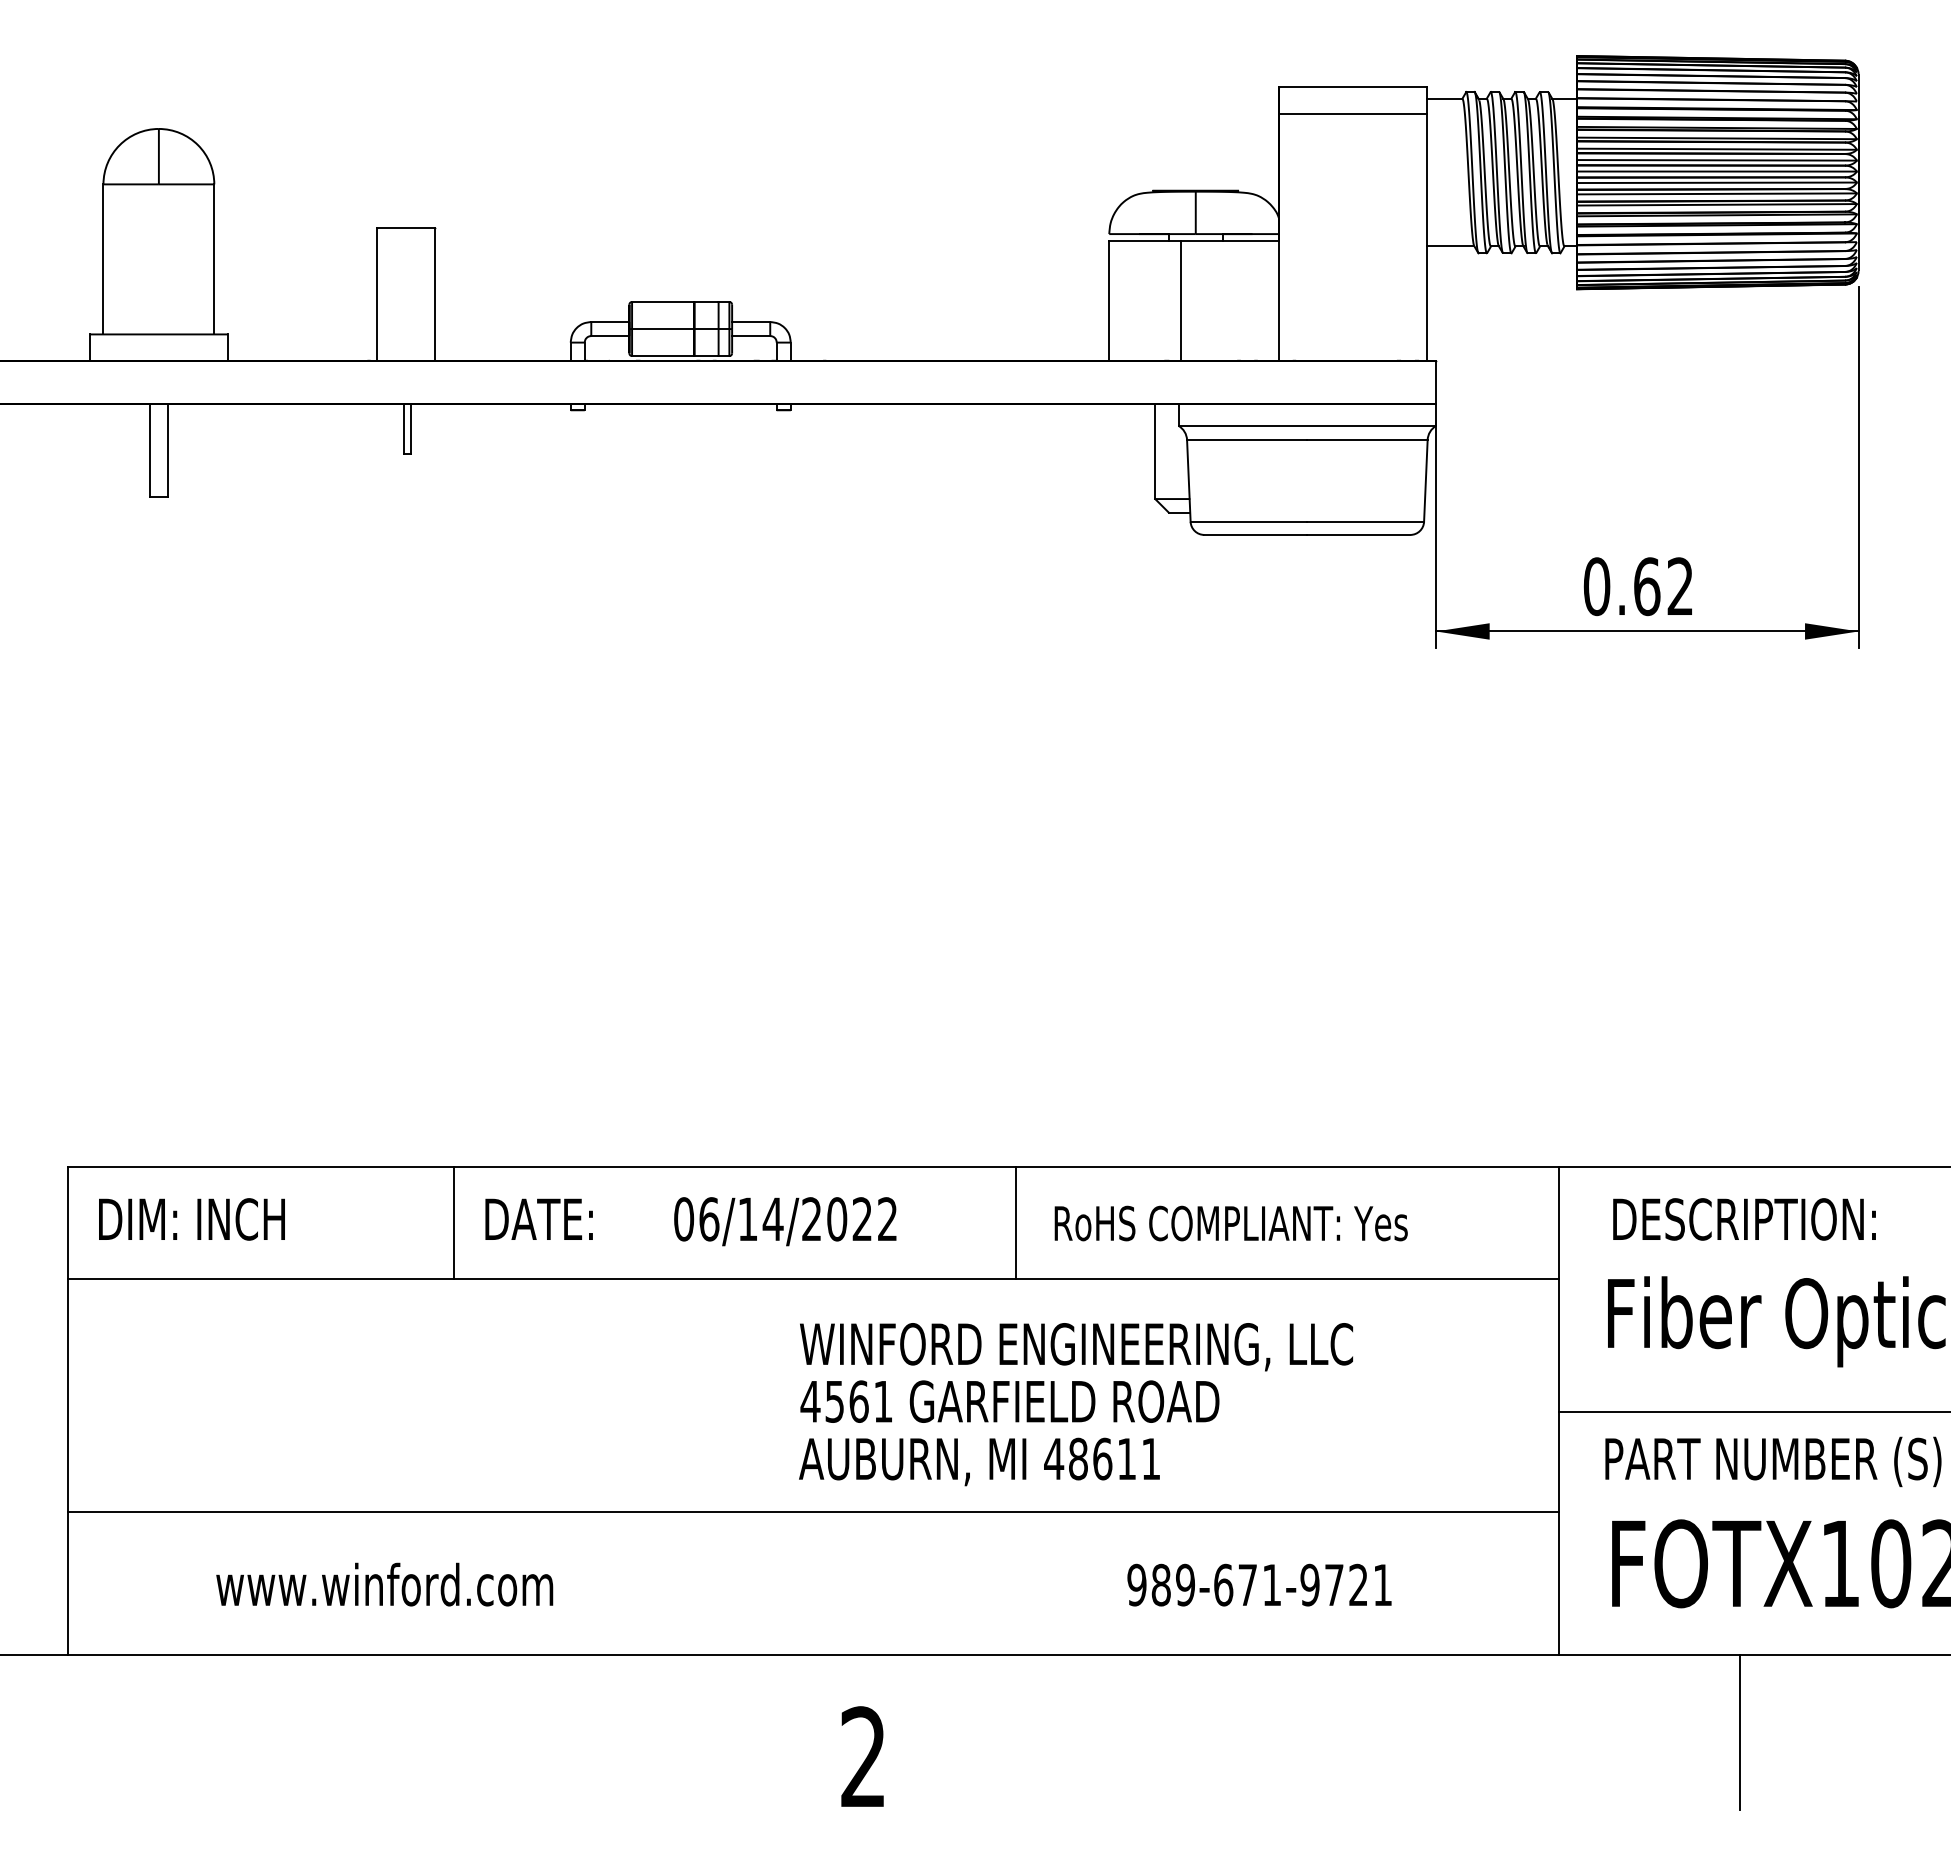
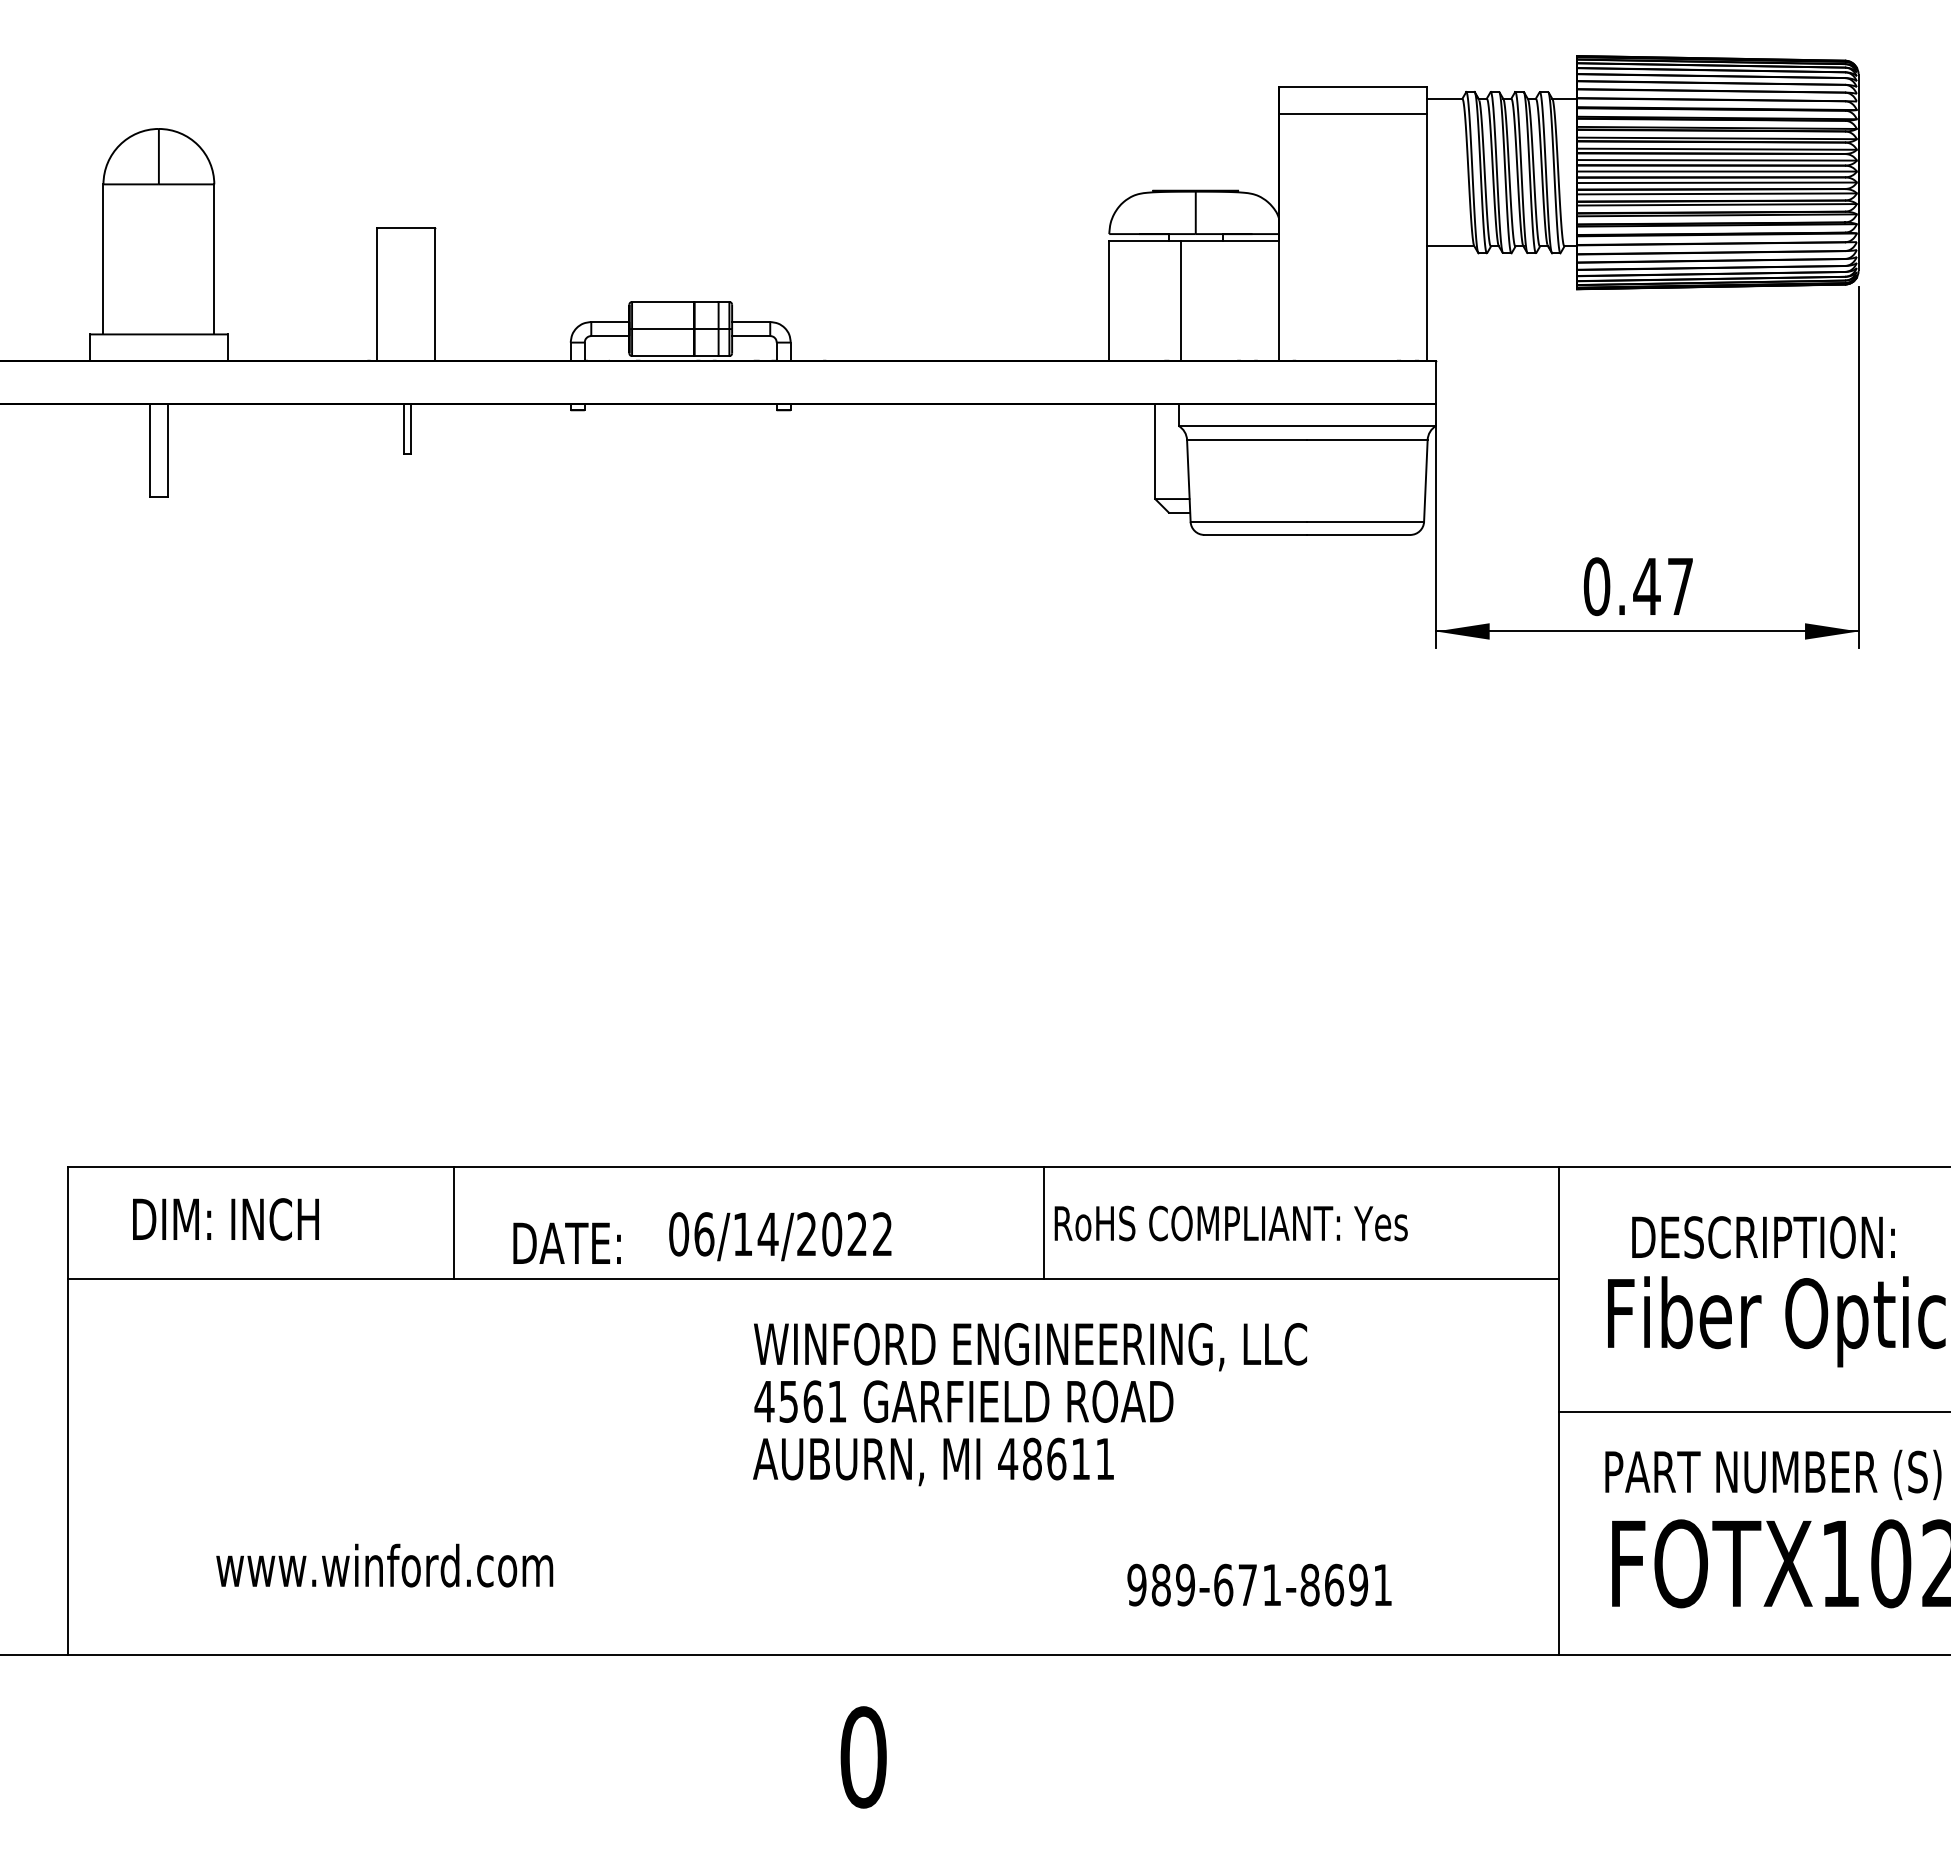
text: 0.62 -> 0.47 (1662, 586)
text position: (538, 1218) -> (566, 1242) (566, 1242)
text position: (191, 1219) -> (225, 1219) (225, 1219)
text position: (1744, 1219) -> (1763, 1237) (1763, 1237)
text position: (785, 1221) -> (780, 1236) (780, 1236)
line position: (1016, 1222) -> (1044, 1222) (1044, 1222)
text position: (1075, 1404) -> (1029, 1404) (1029, 1404)
text position: (1773, 1461) -> (1773, 1474) (1773, 1474)
line: present -> none (813, 1512)
text position: (384, 1584) -> (384, 1565) (384, 1565)
text: 989-671-9721 -> 989-671-8691 (1334, 1584)
line: present -> none (1740, 1732)
text: 2 -> 0 (863, 1757)
